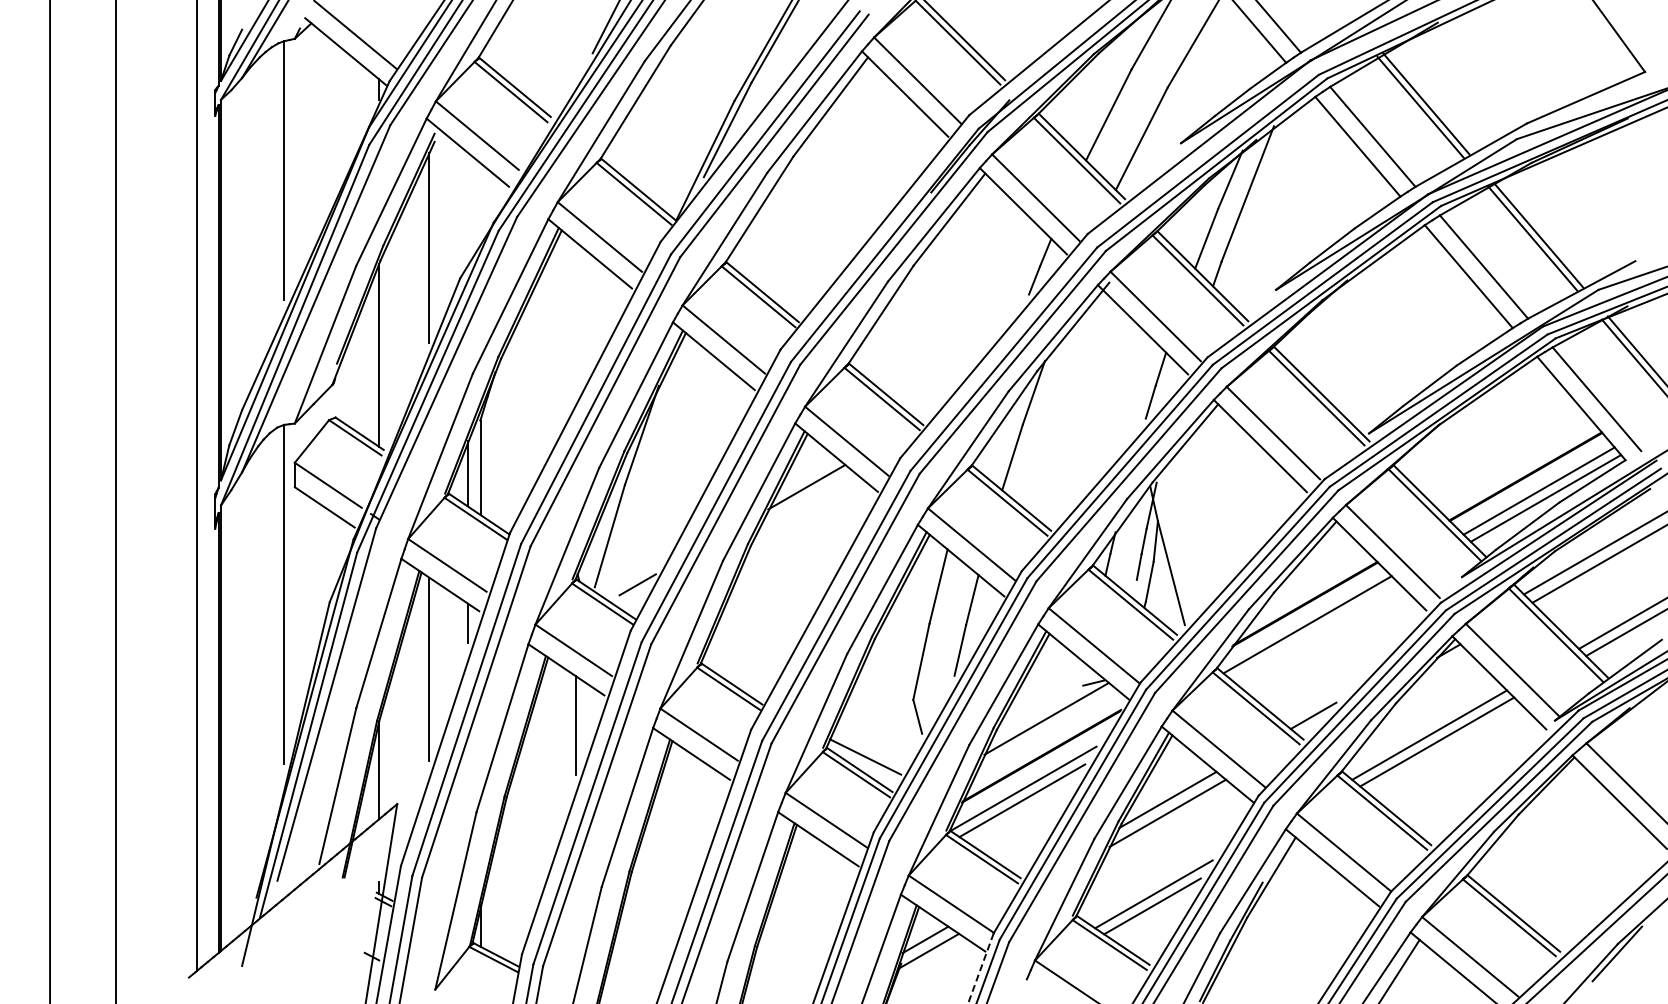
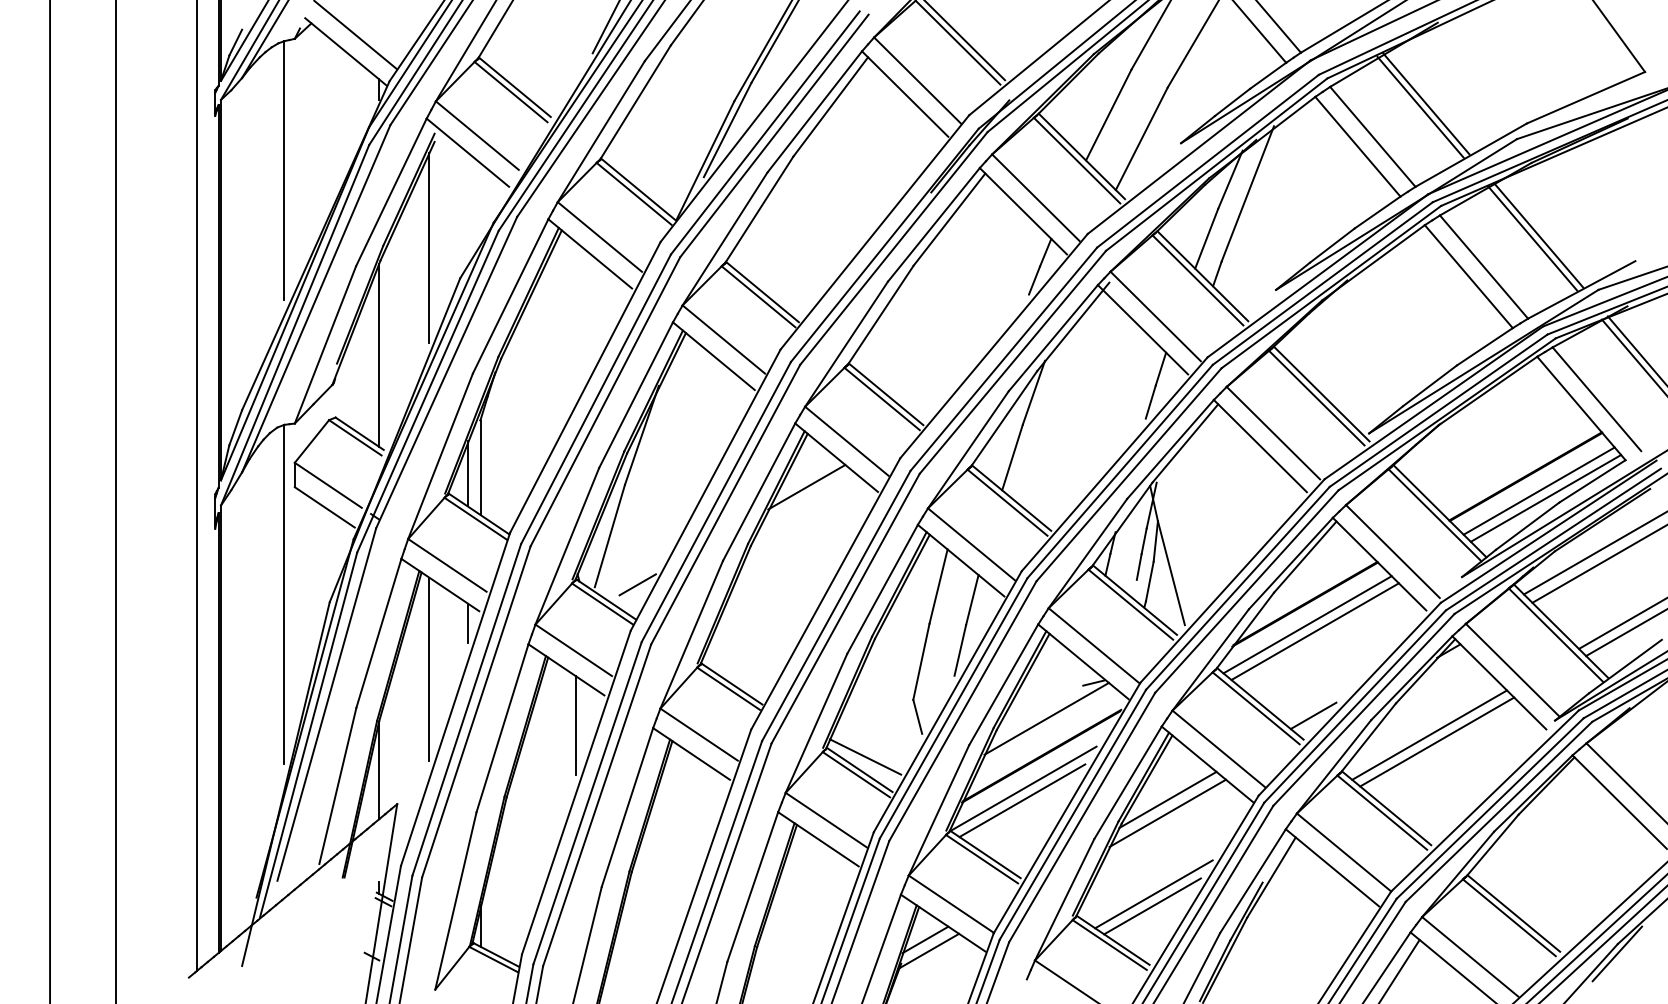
line: none -> present (1314, 631)
line: none -> present (1603, 944)
line: dashed -> solid (980, 969)
